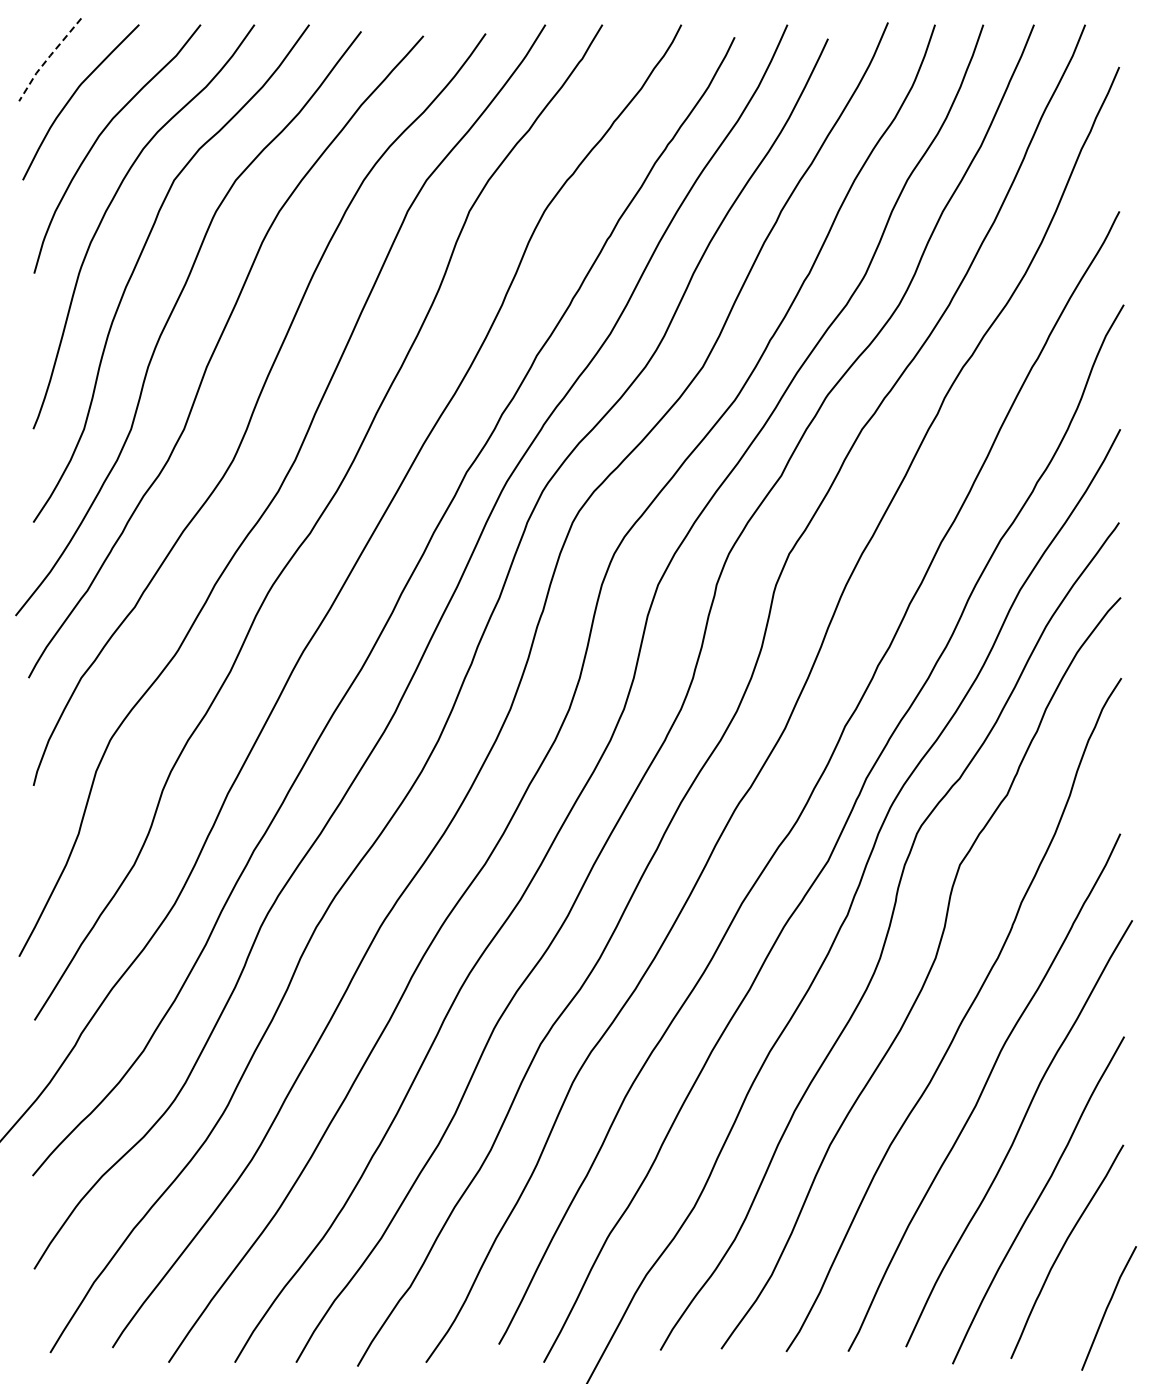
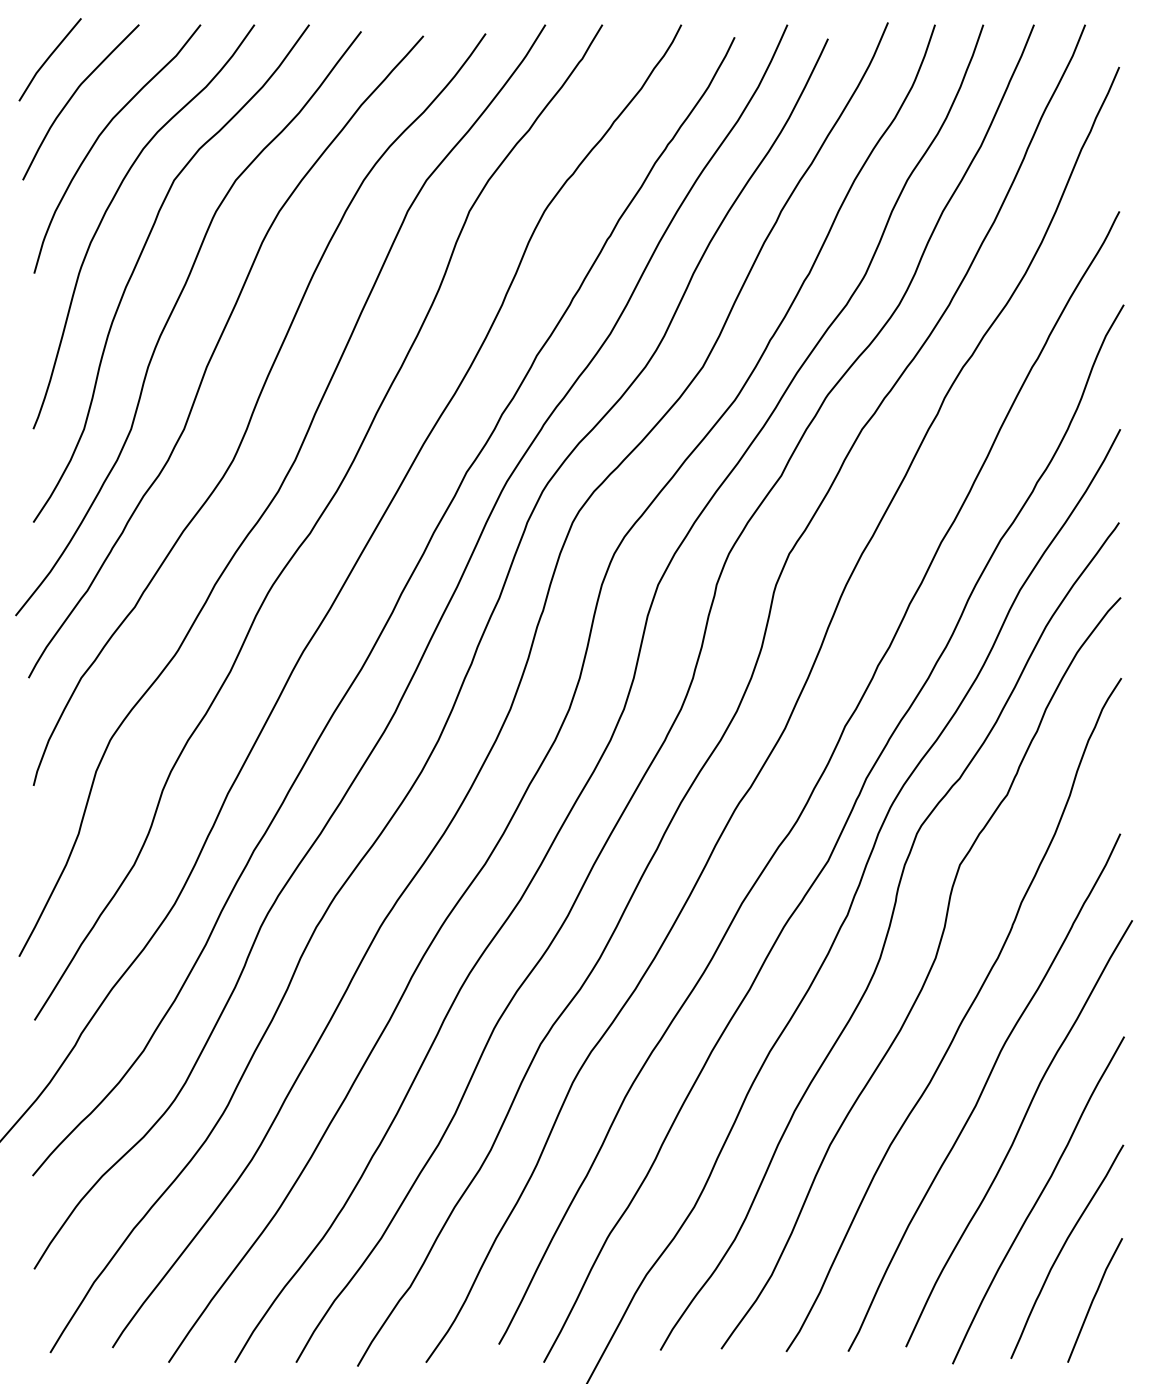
line: dashed -> solid (47, 58)
line position: (1108, 1307) -> (1094, 1299) (1094, 1299)
